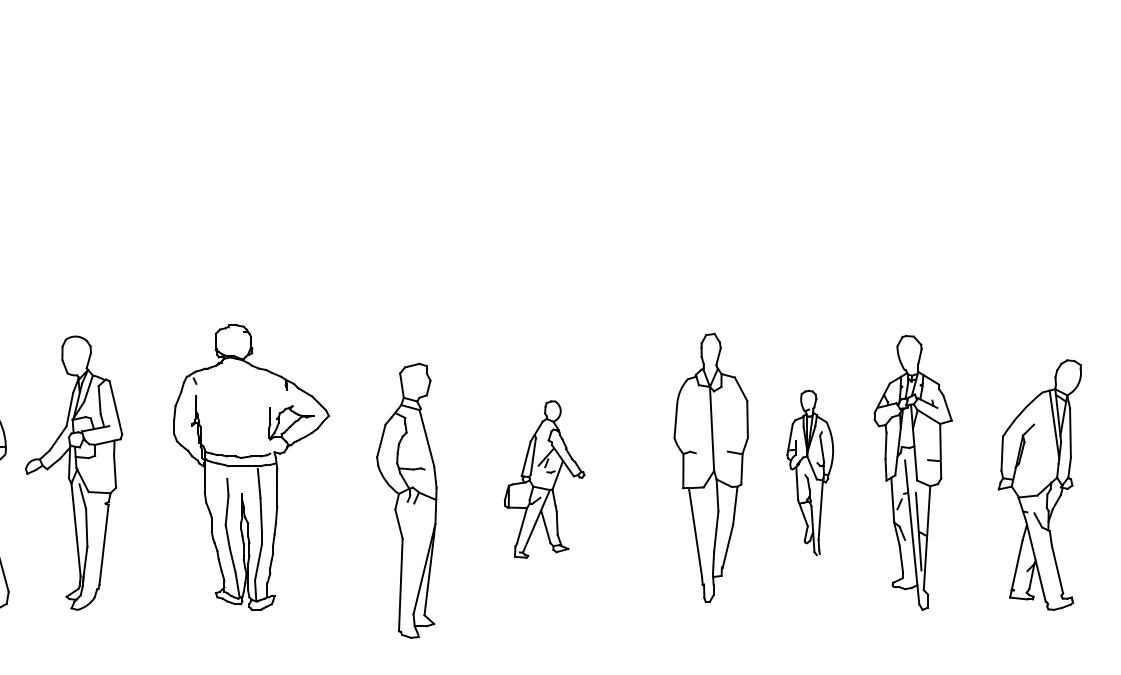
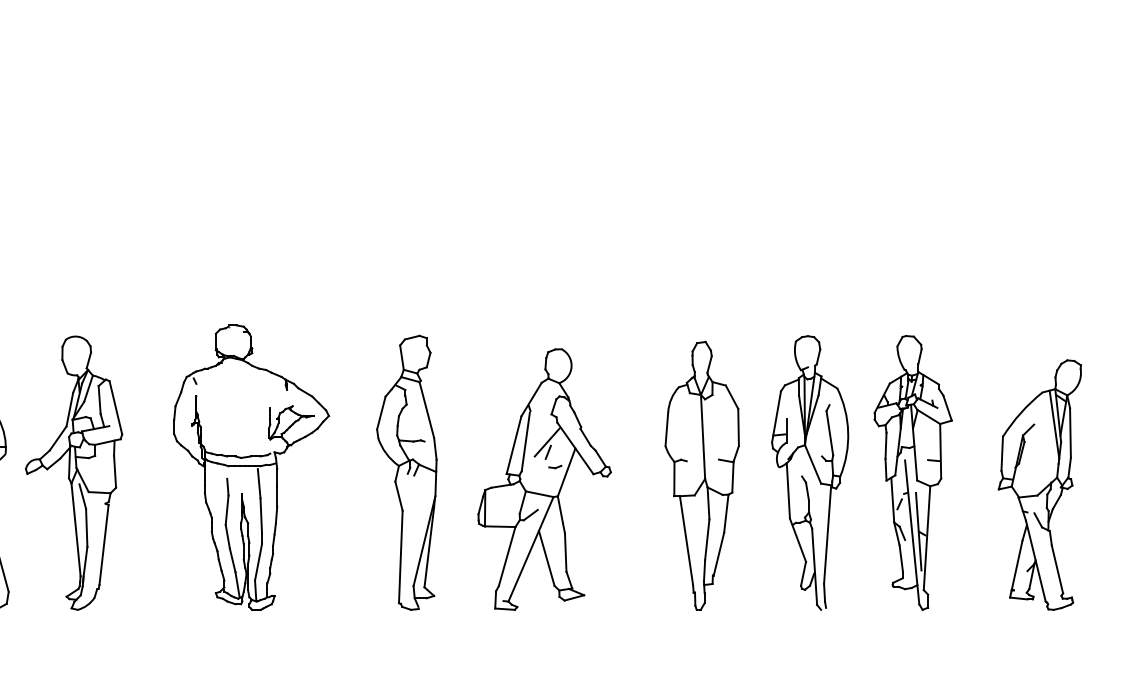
part position: (710, 467) -> (701, 475) (701, 475)
part size: 49x167 px -> 79x276 px (810, 472)
part size: 83x159 px -> 135x263 px (544, 479)
part position: (406, 500) -> (406, 472) (406, 472)
